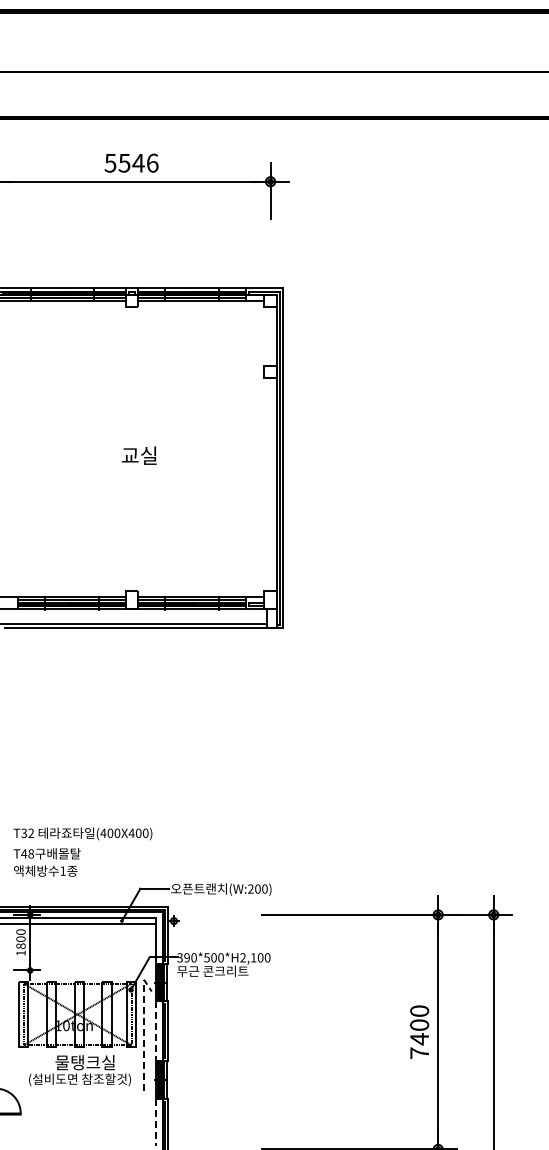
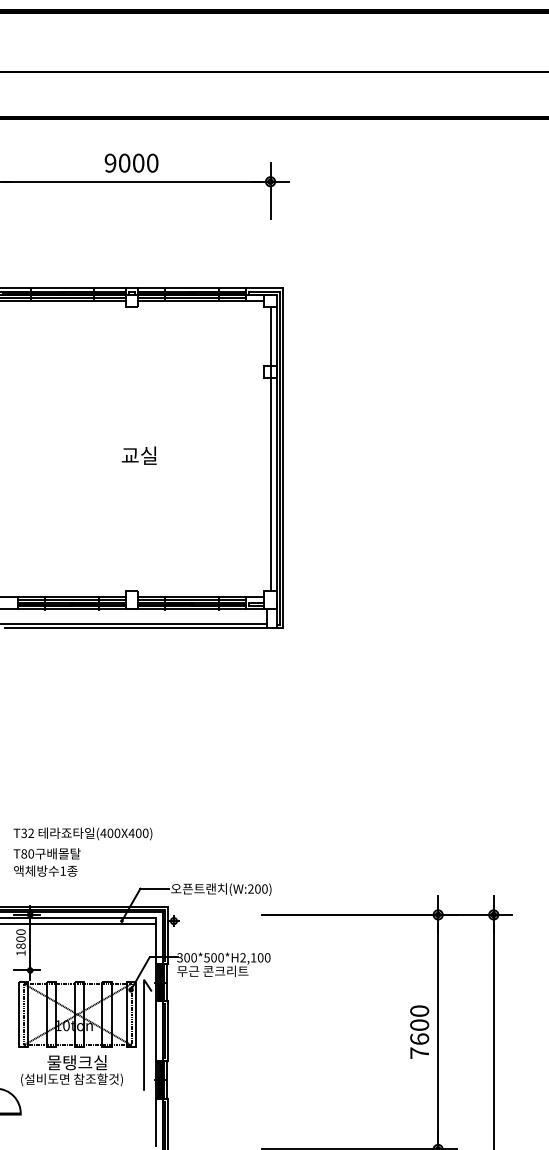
text: 5546 -> 9000 (131, 162)
line: none -> present (270, 448)
text: T48 -> T80 (27, 853)
text: 390*500*H2,100 -> 300*500*H2,100 (186, 957)
line: dashed -> solid (144, 1027)
line: dashed -> solid (156, 1031)
text: 7400 -> 7600 (419, 1039)
text position: (79, 1070) -> (71, 1070) (71, 1070)
line: dashed -> solid (156, 1122)
